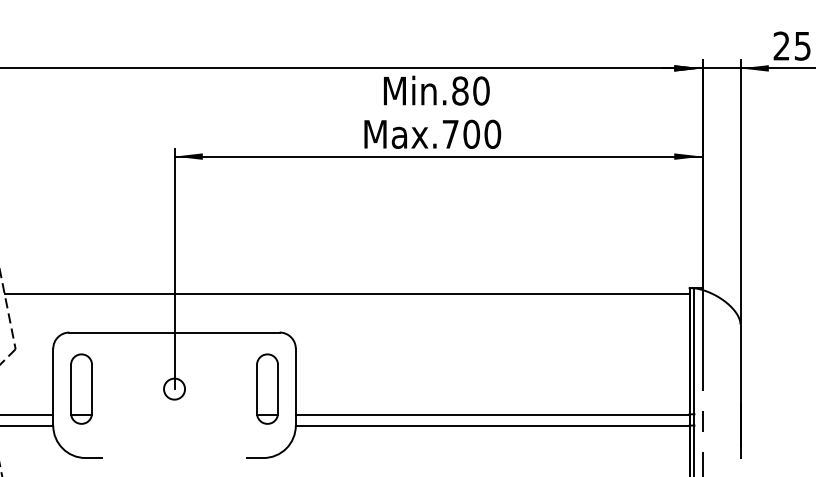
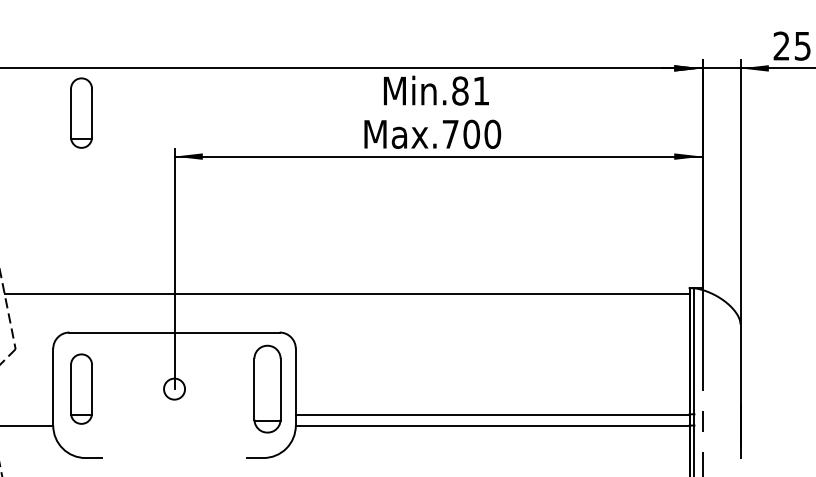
text: Min.80 -> Min.81 (481, 90)
part: none -> present (81, 112)
part size: 23x72 px -> 29x90 px (267, 388)
line: present -> none (27, 414)
